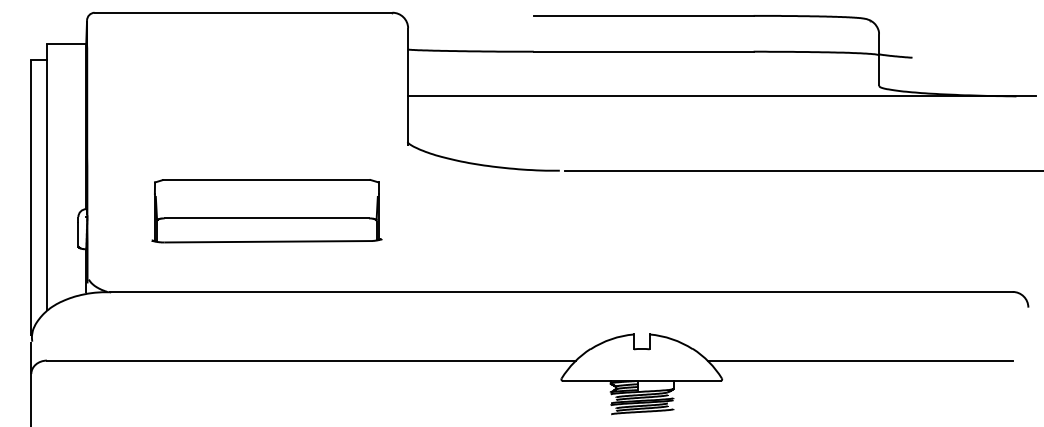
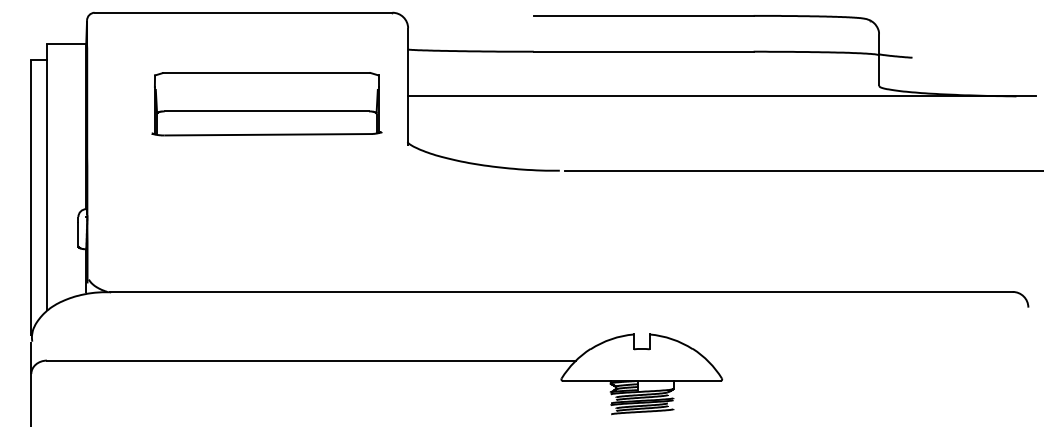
part position: (266, 211) -> (266, 104) (266, 104)
line: present -> none (859, 360)
